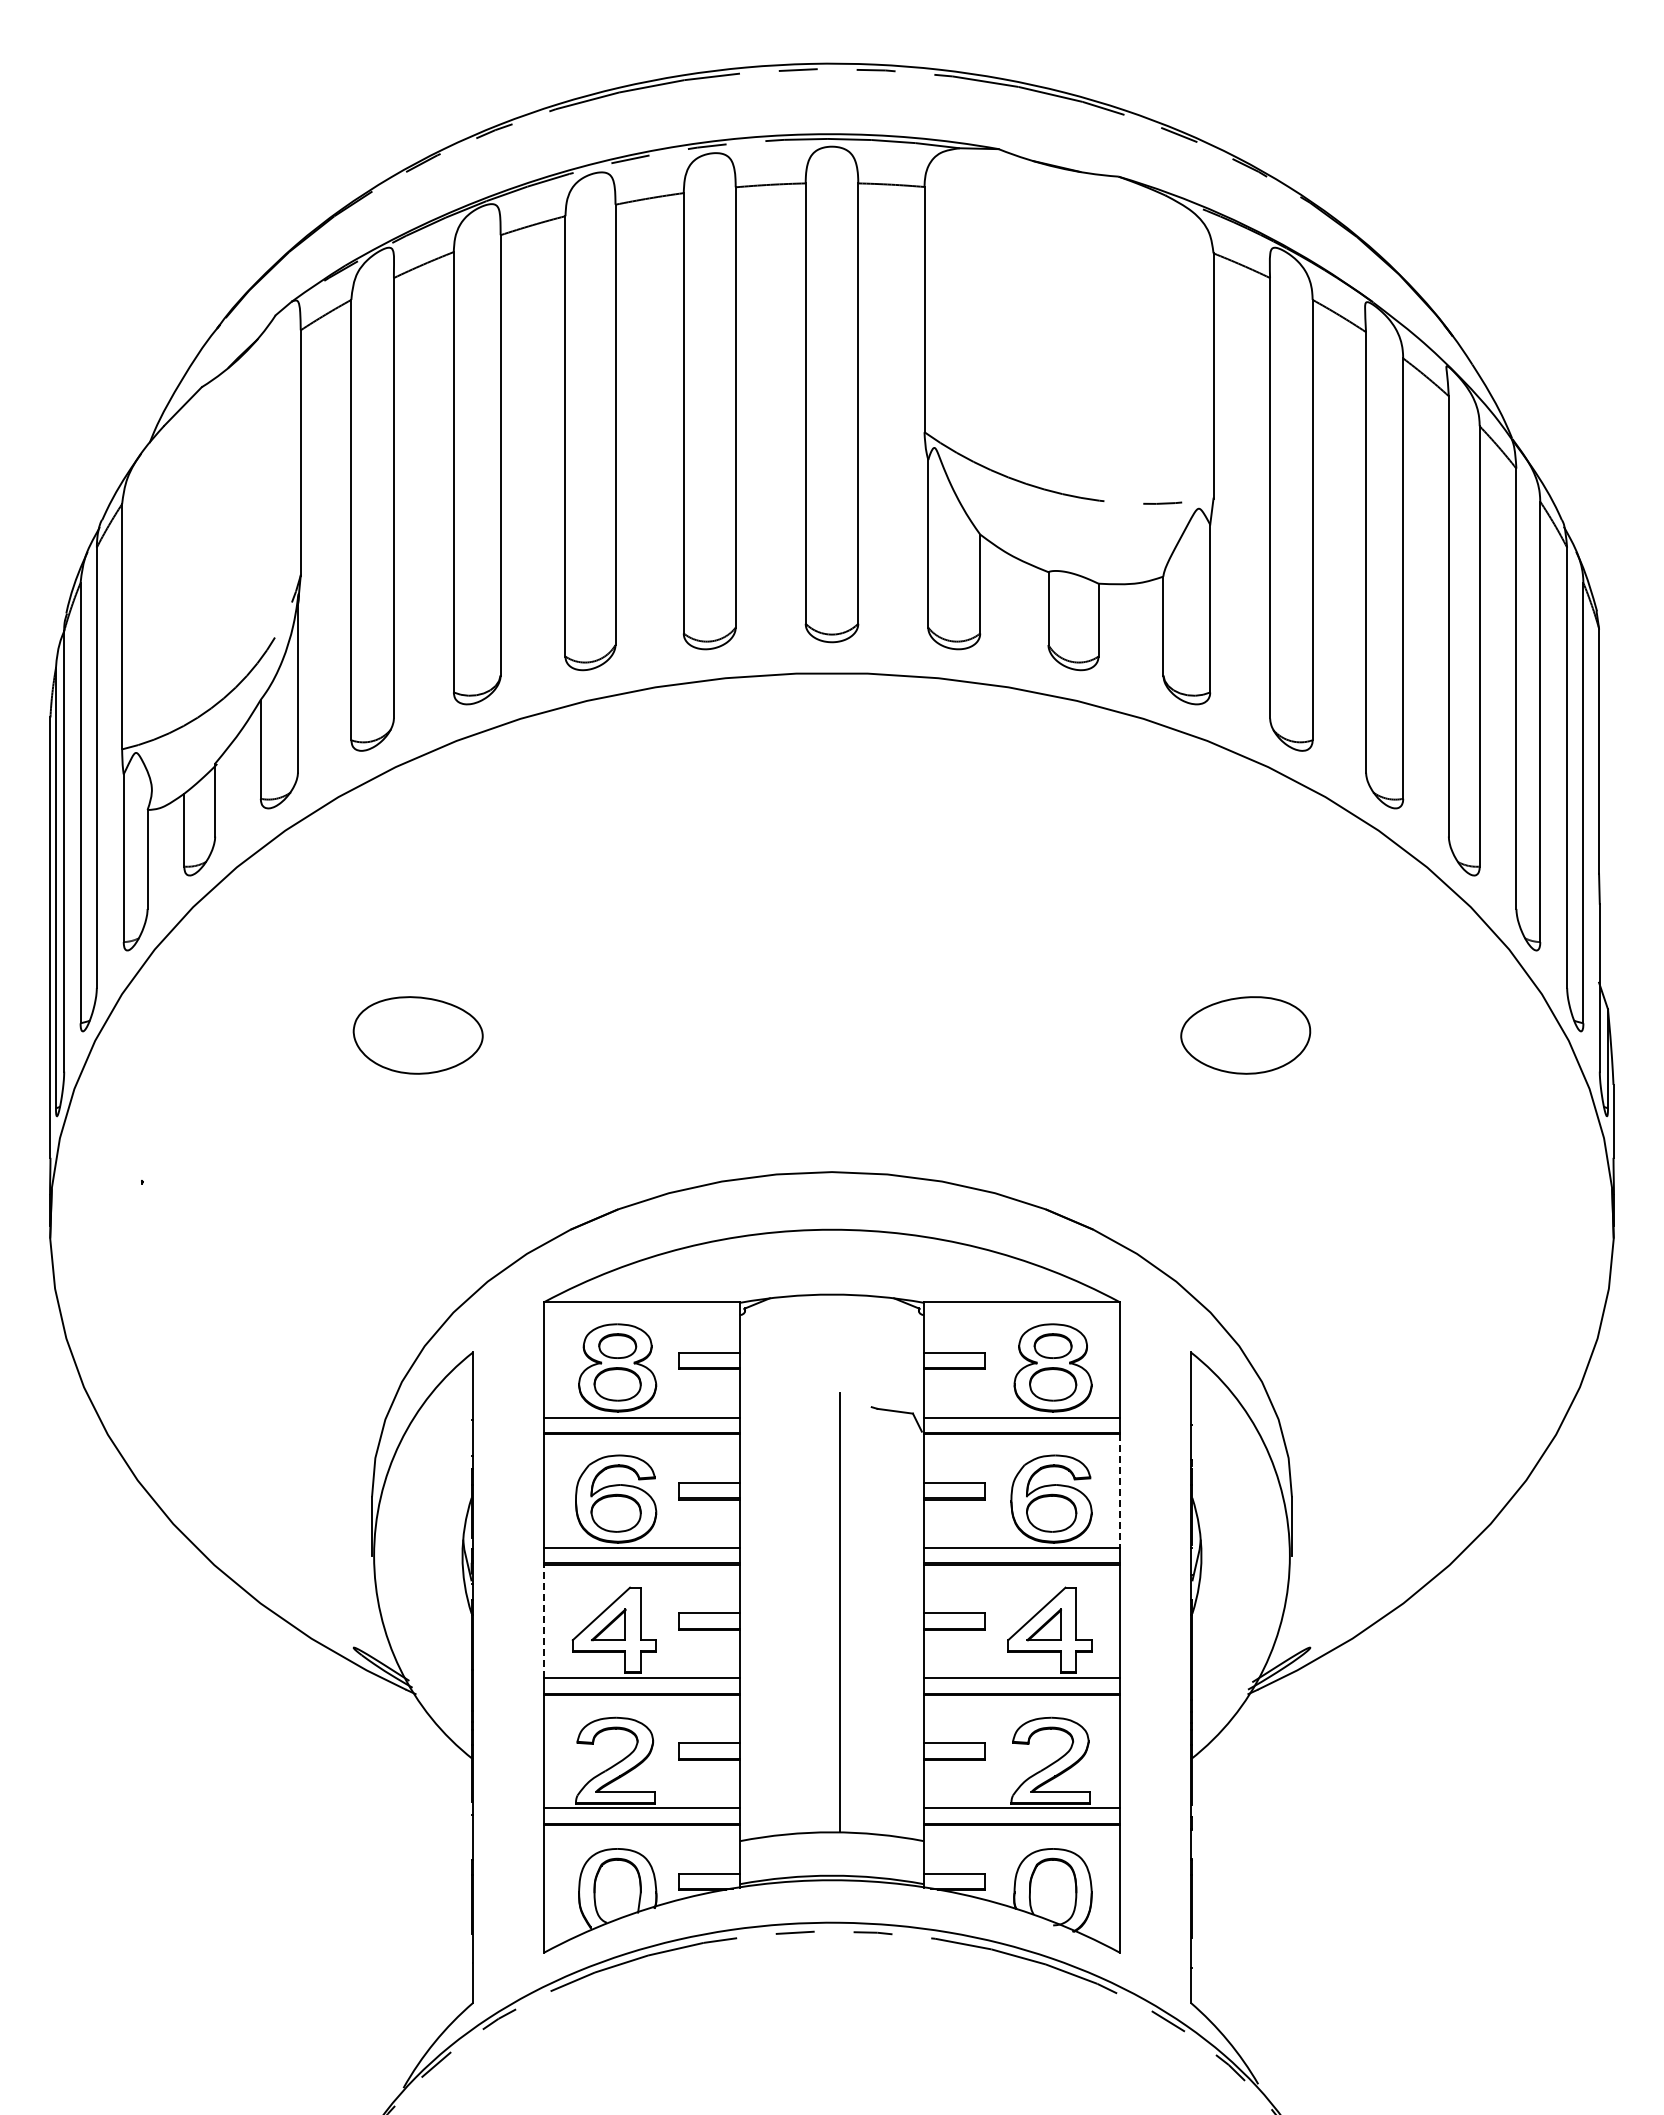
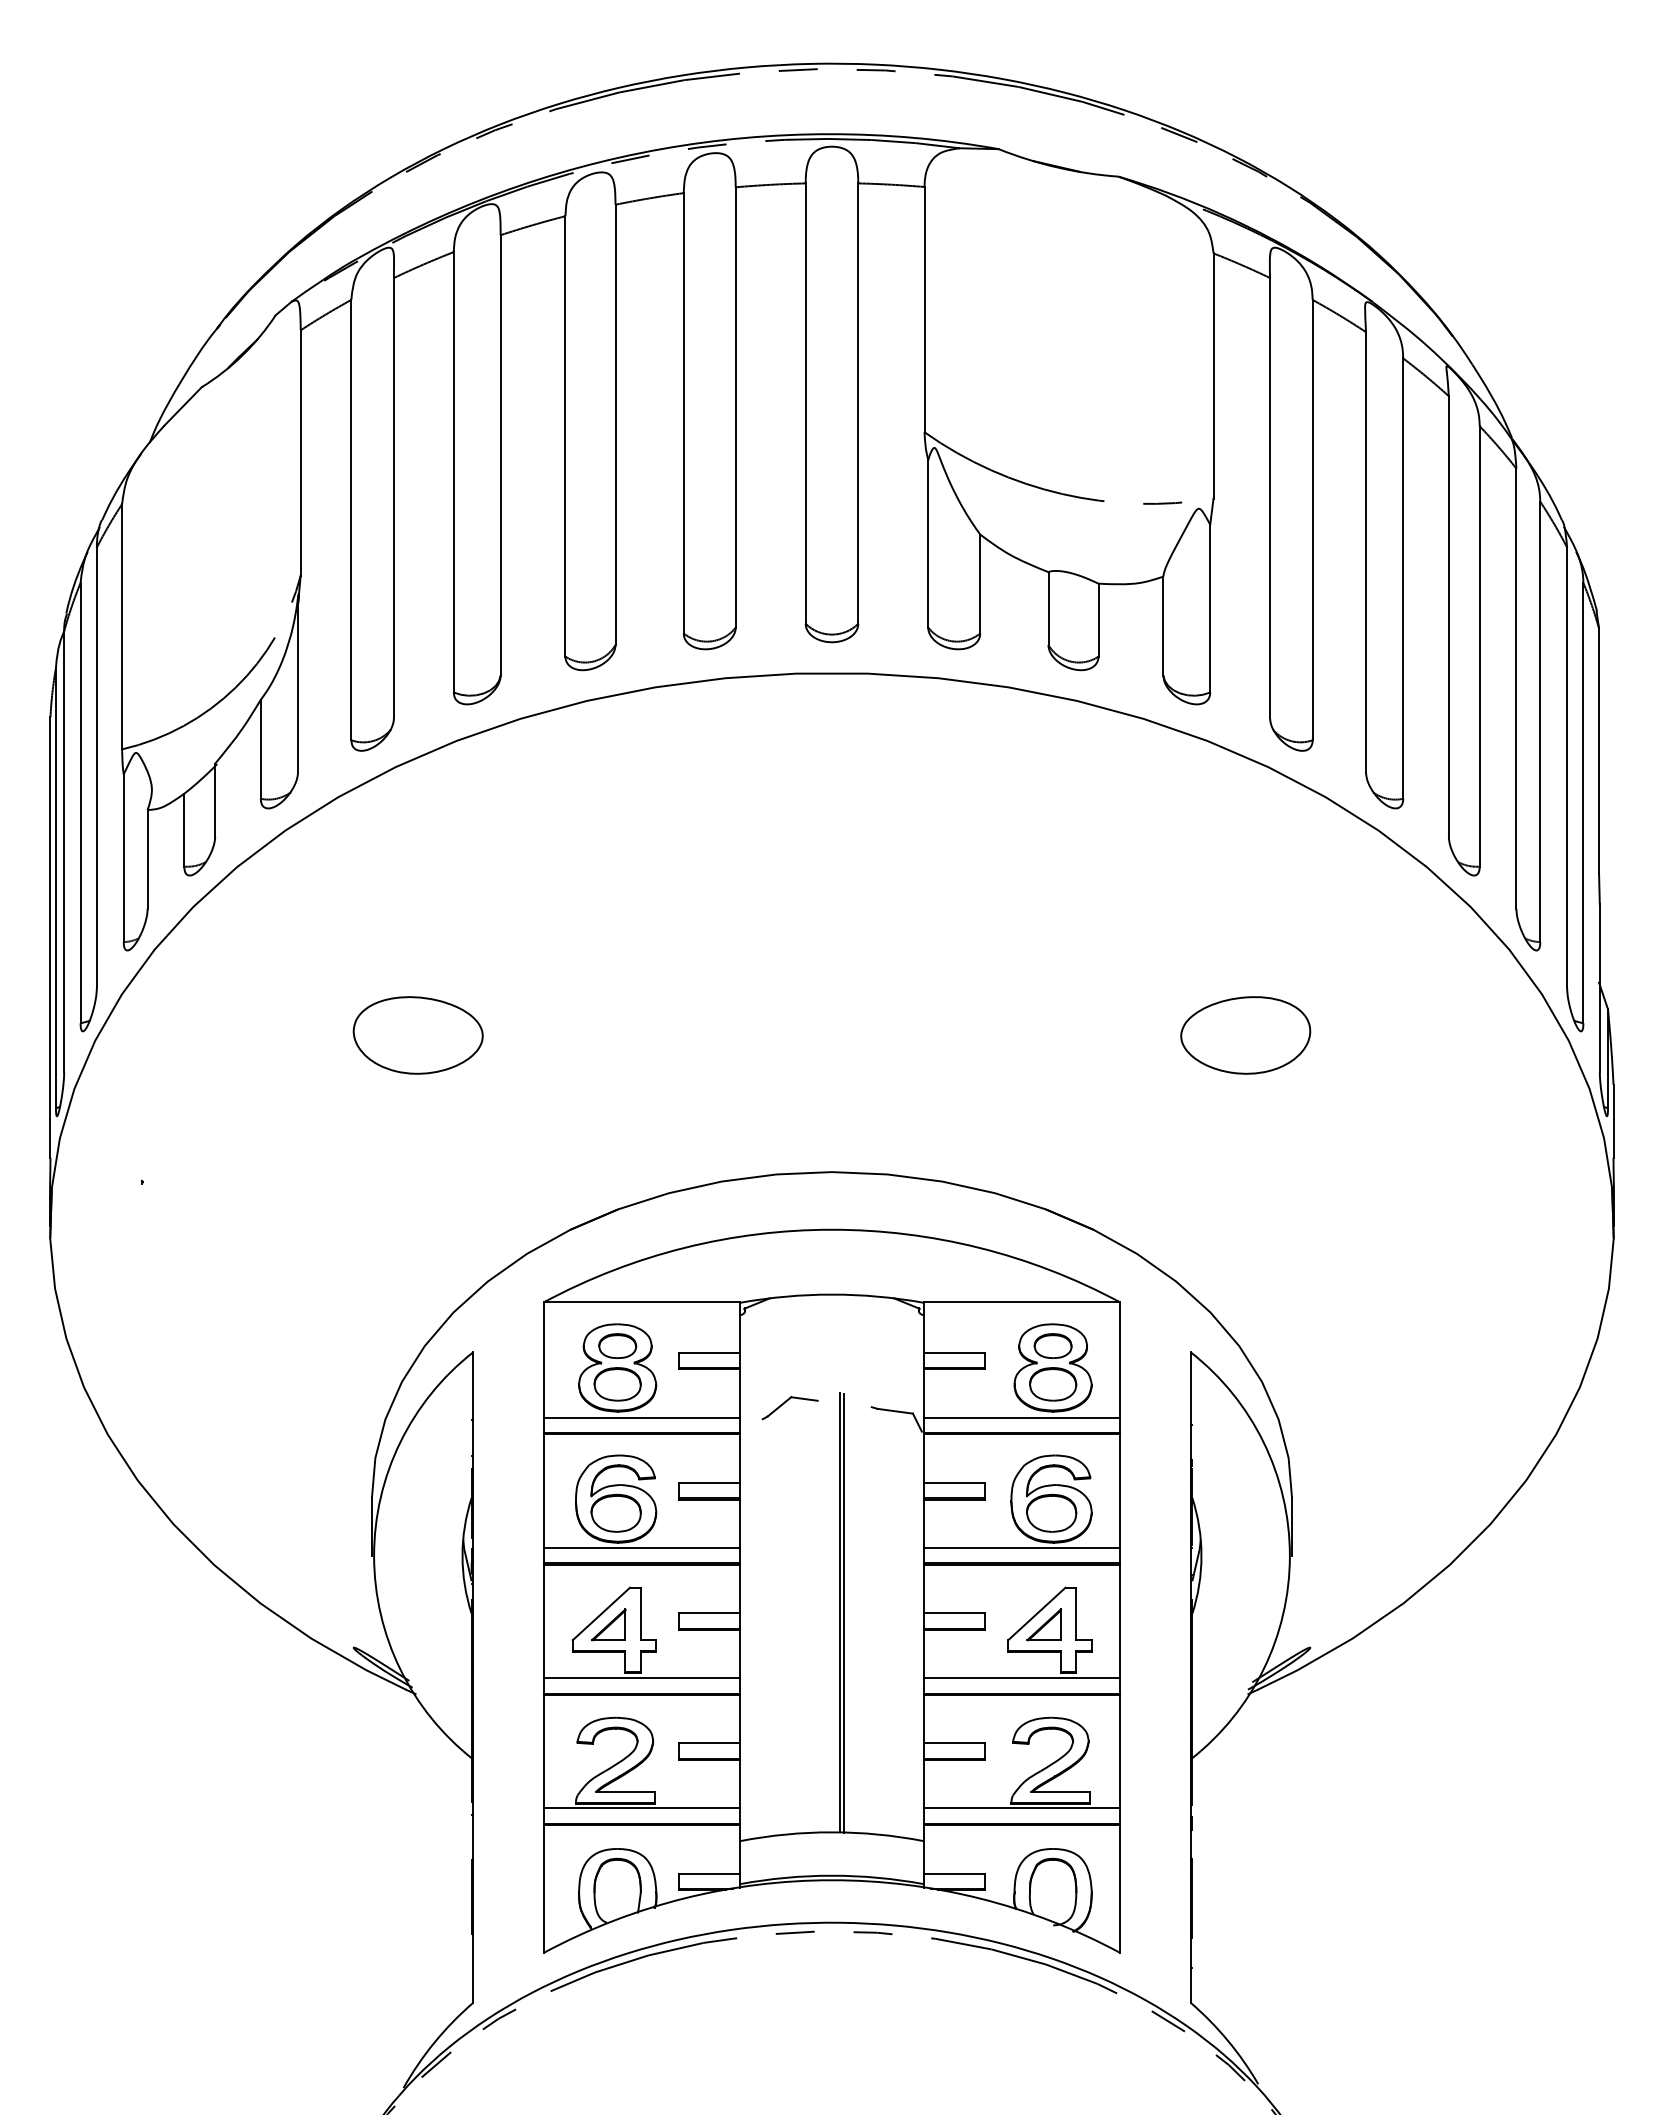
part: none -> present (785, 1403)
line: dashed -> solid (1119, 1491)
line: none -> present (844, 1612)
line: dashed -> solid (544, 1621)
